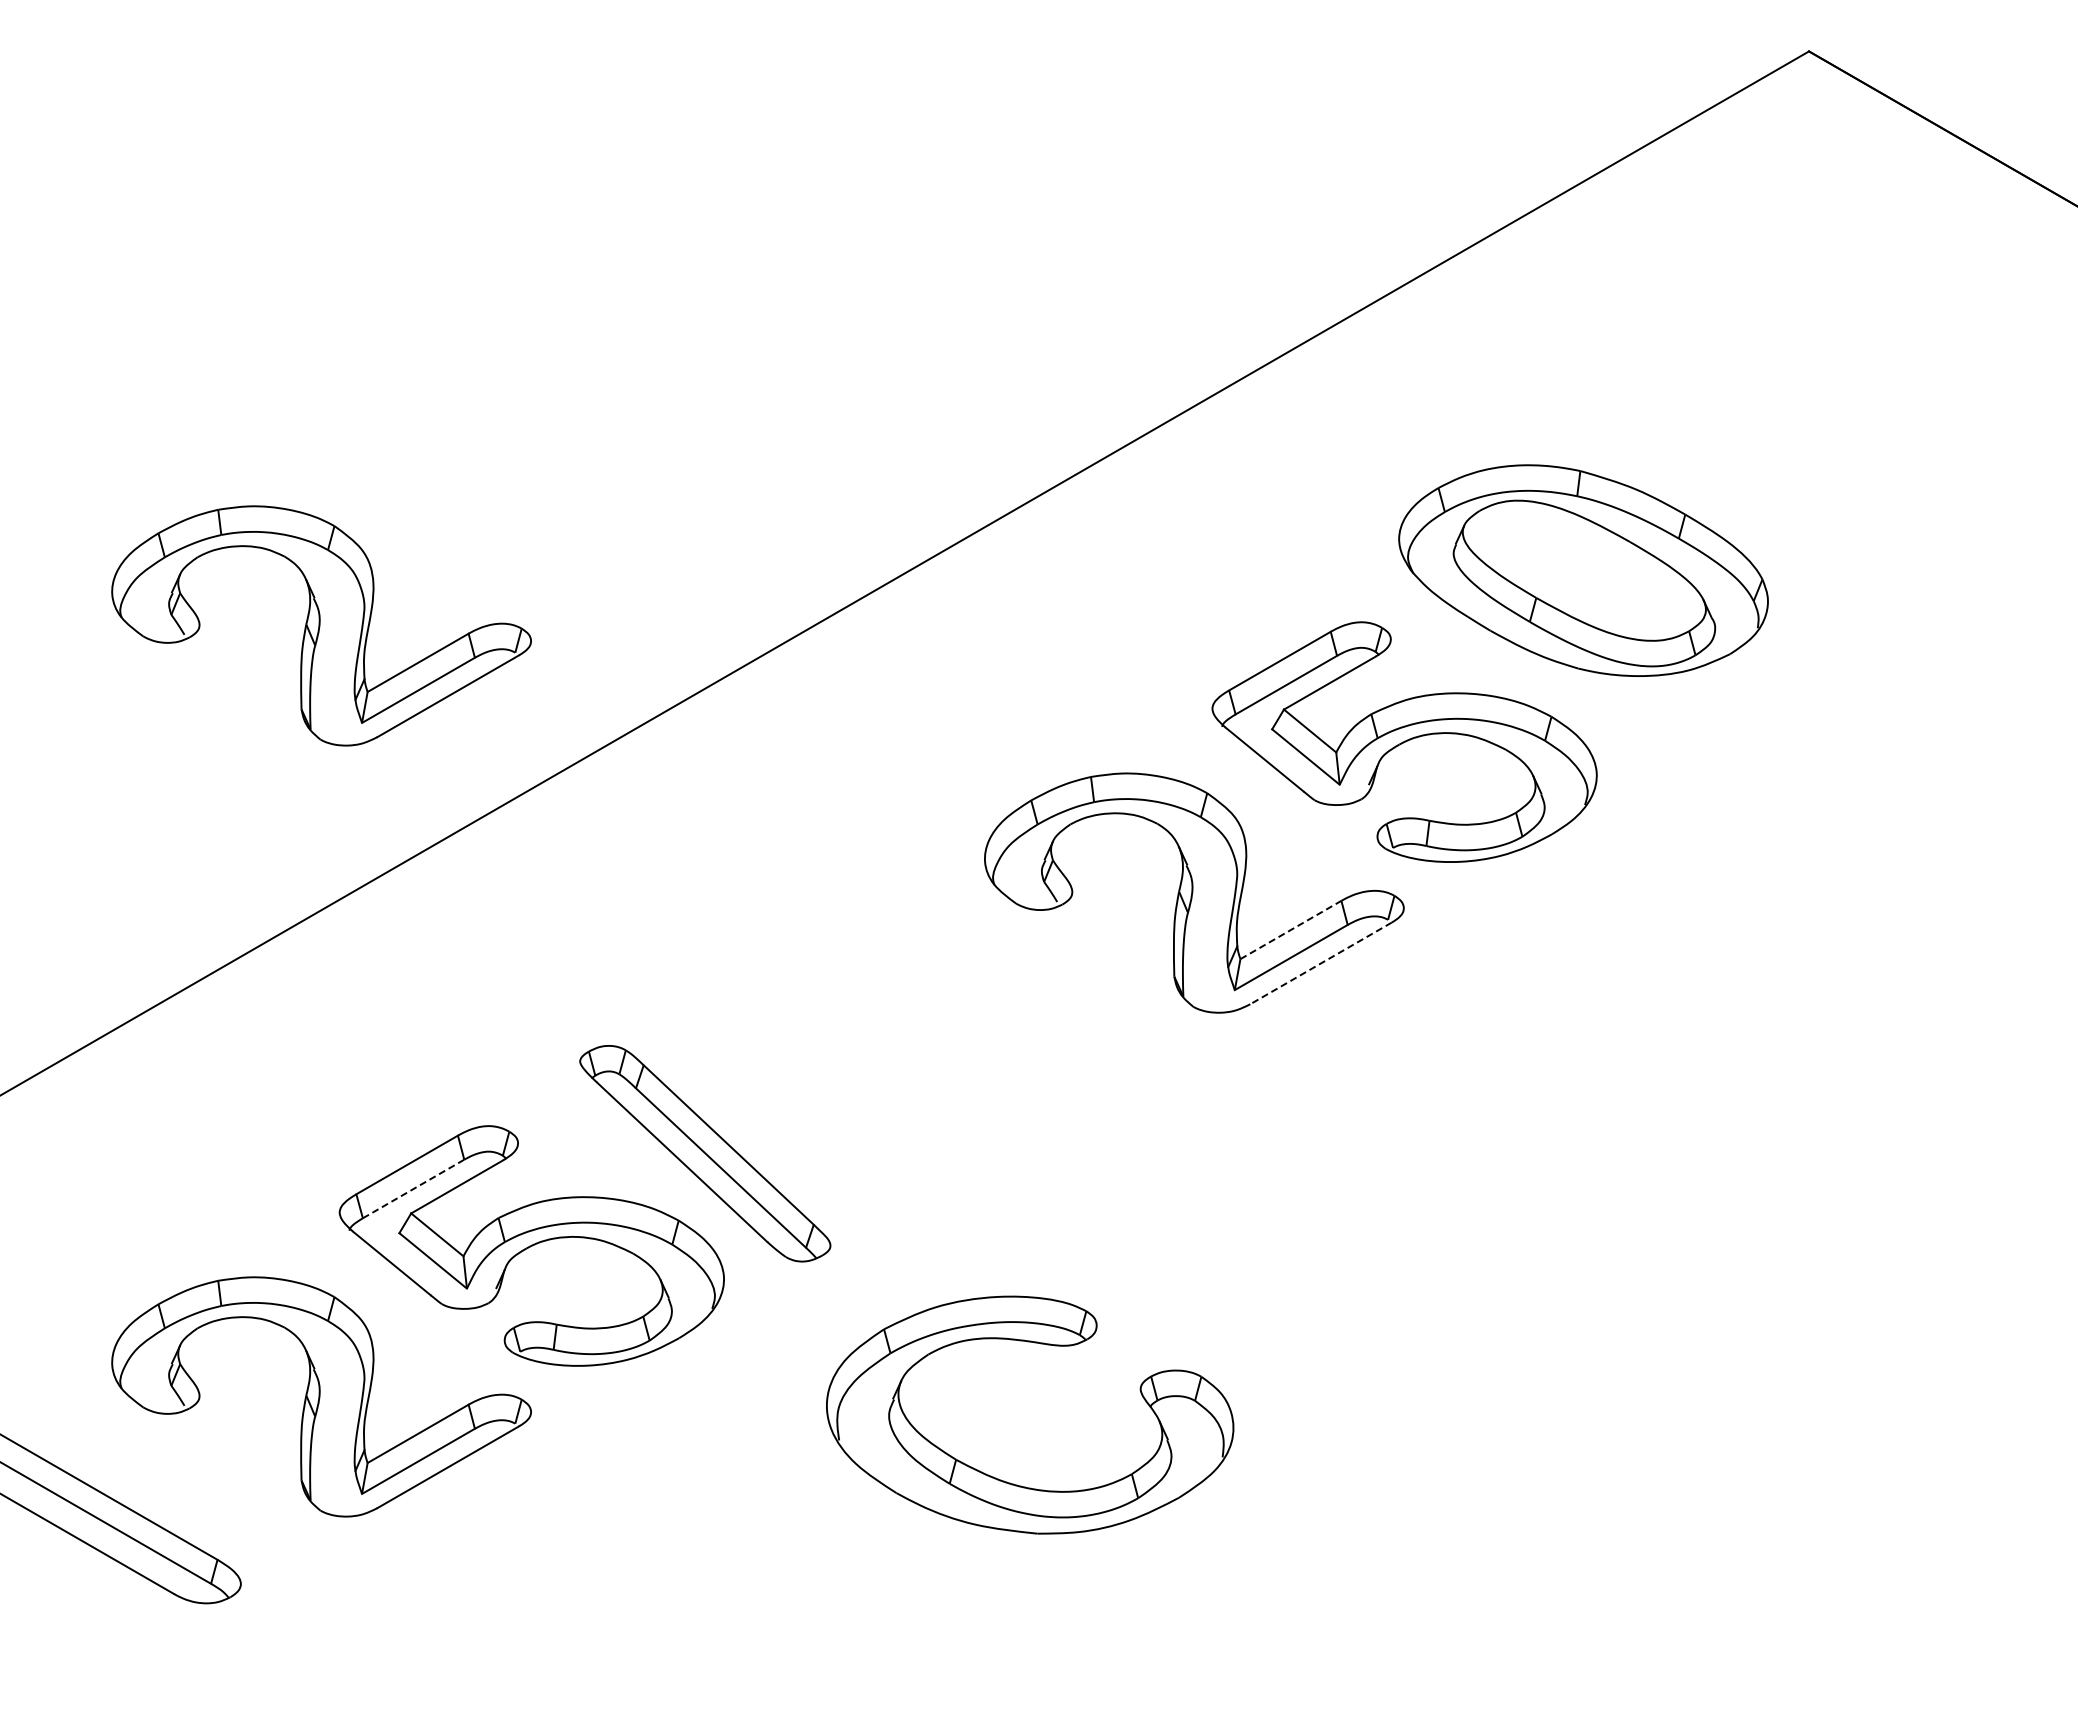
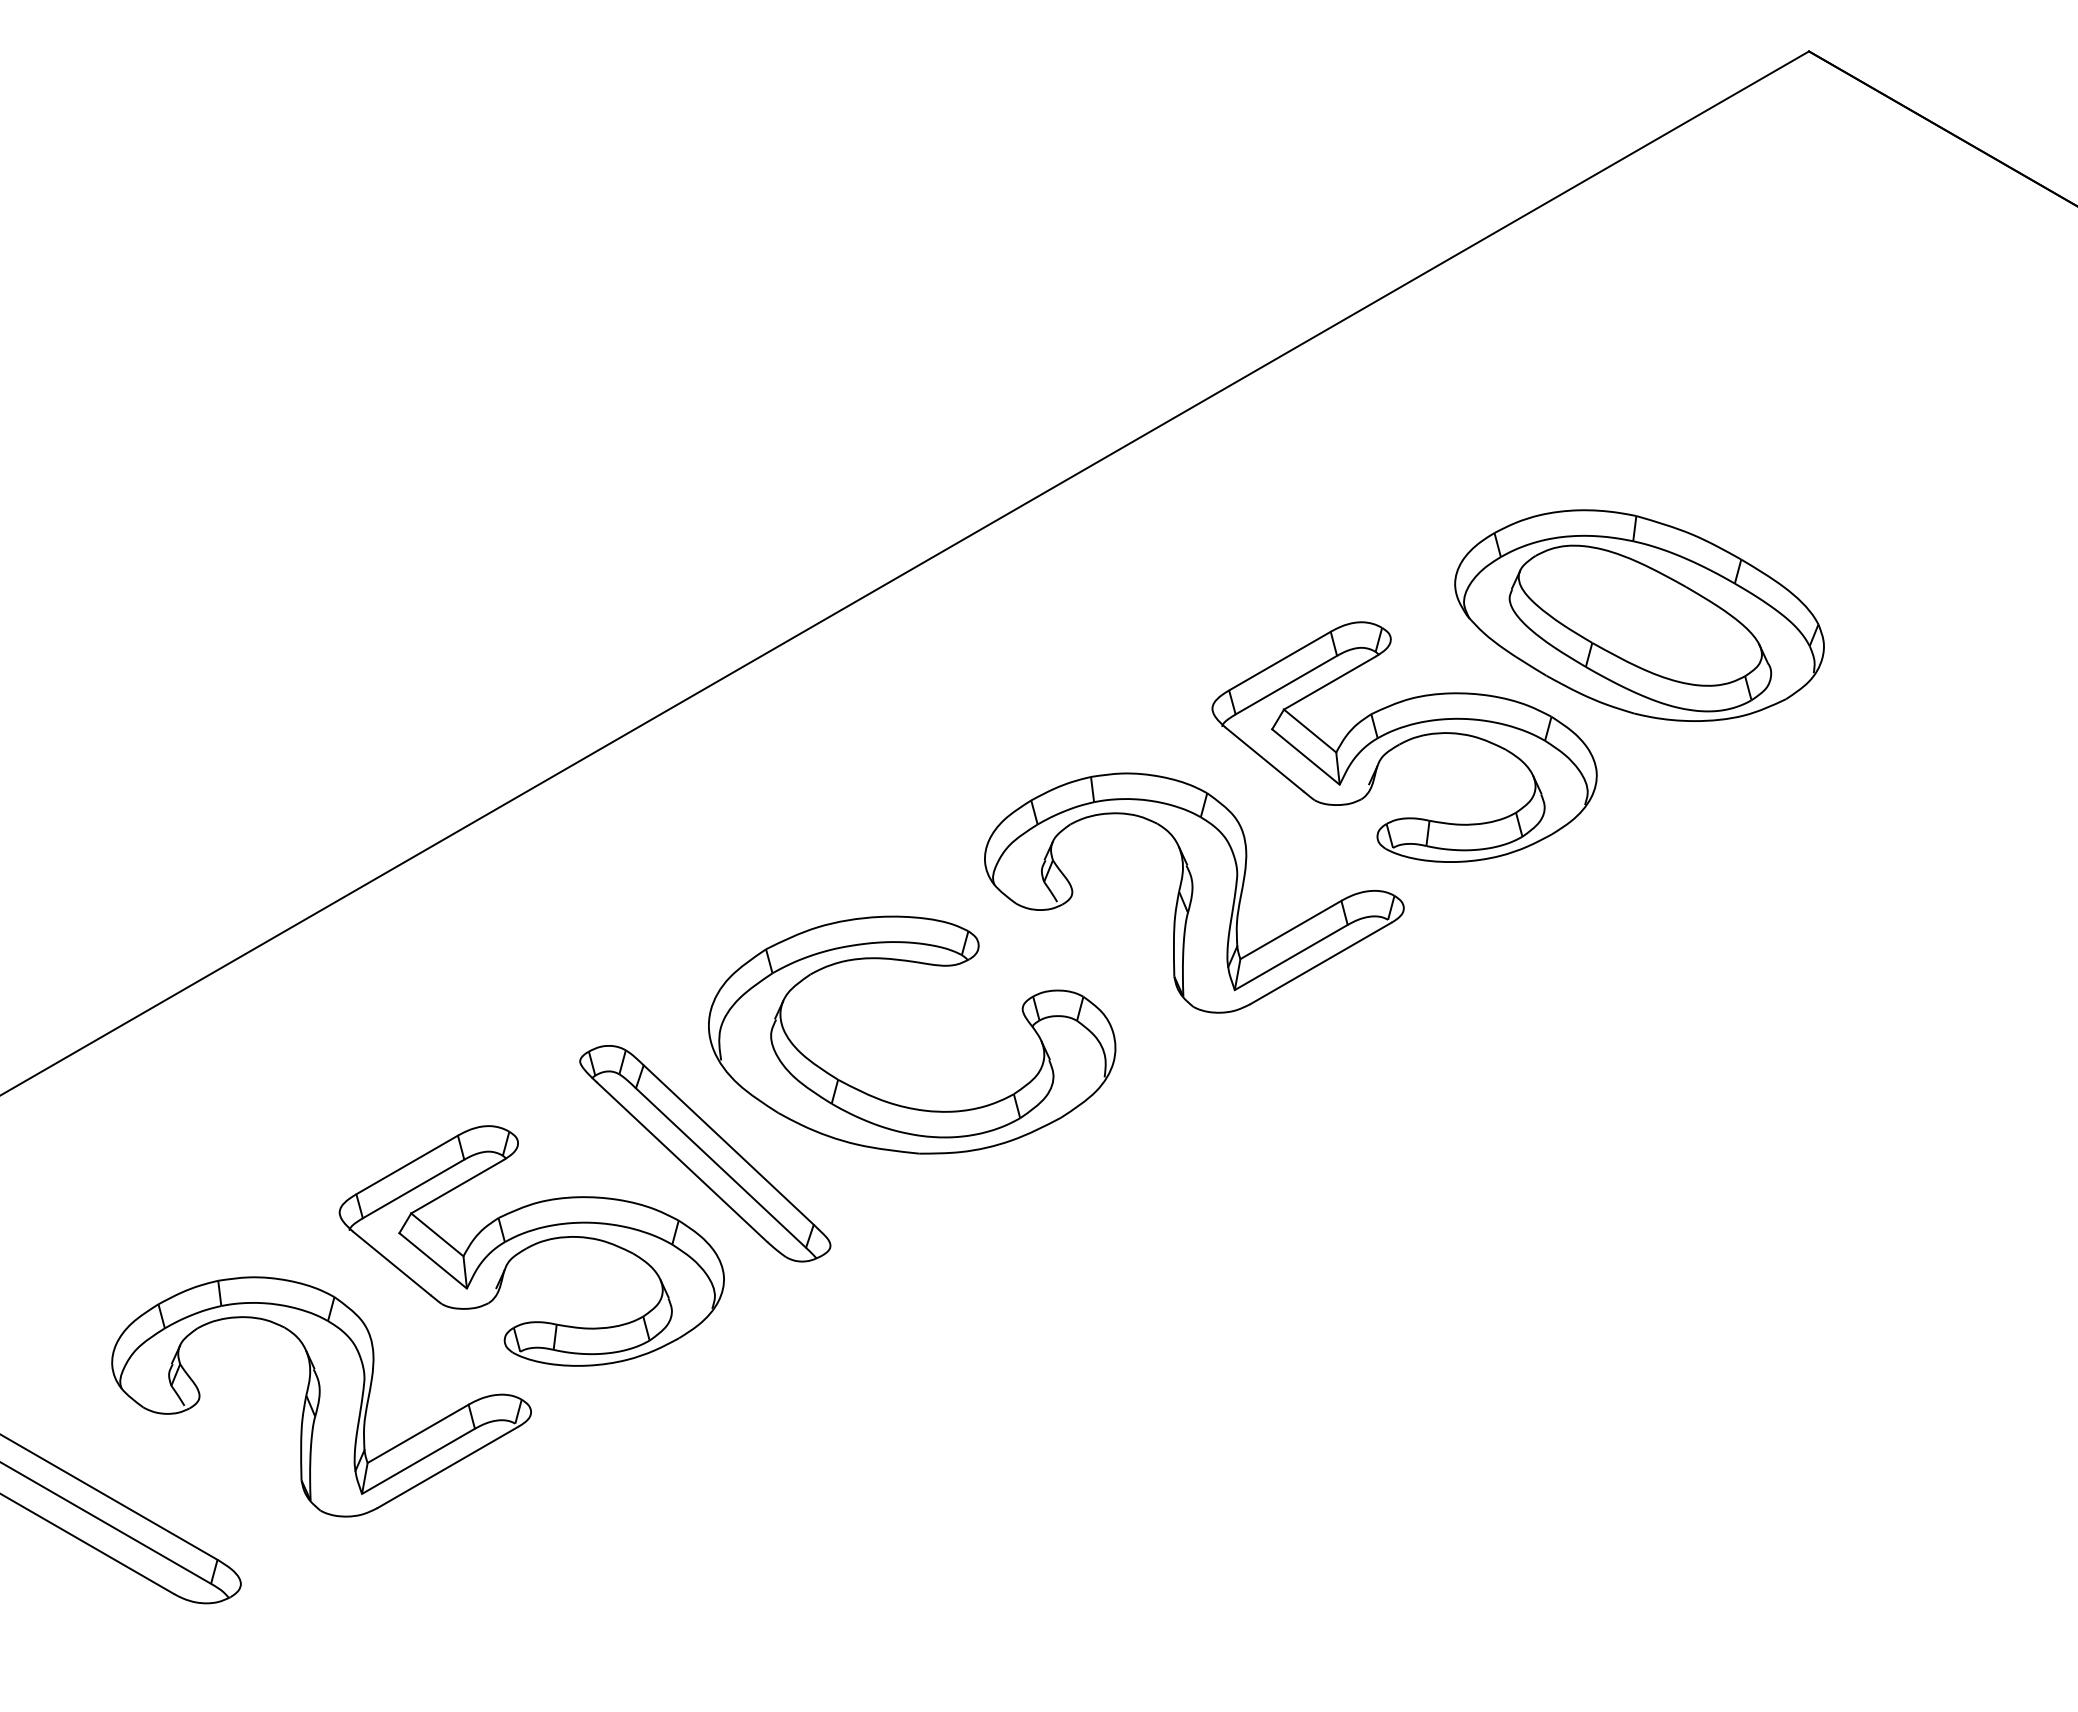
part position: (1583, 570) -> (1639, 615) (1639, 615)
part: present -> none (321, 625)
line: dashed -> solid (1291, 929)
line: dashed -> solid (1321, 963)
line: dashed -> solid (413, 1188)
part position: (1040, 1344) -> (922, 964) (922, 964)
